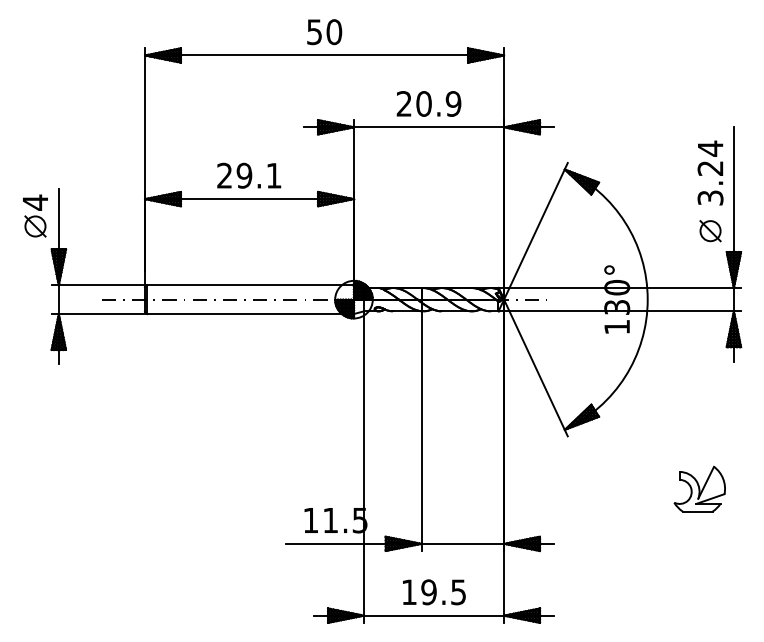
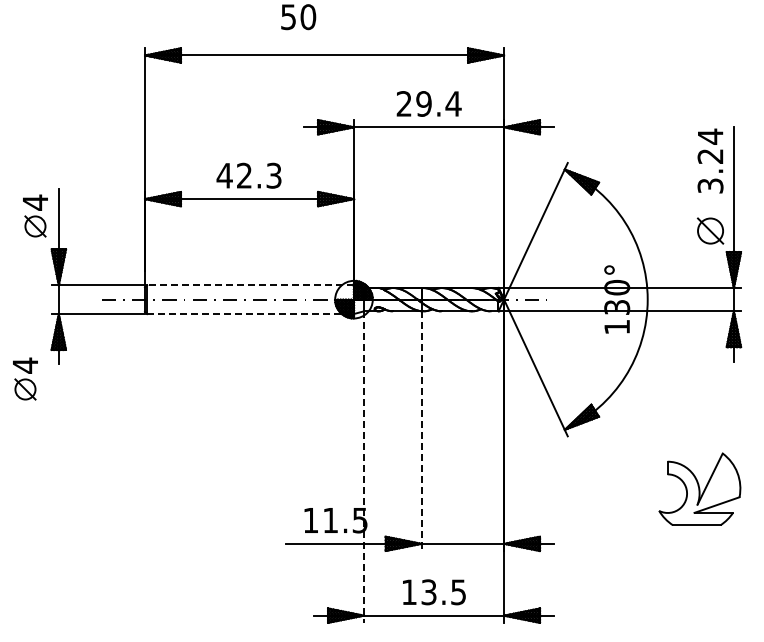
text position: (324, 32) -> (298, 17) (298, 17)
text: 20.9 -> 29.4 (438, 103)
text position: (710, 172) -> (710, 160) (710, 160)
text: 29.1 -> 42.3 (248, 175)
part size: 23x23 px -> 28x28 px (710, 230)
line: solid -> dashed (250, 285)
line: solid -> dashed (251, 314)
part: none -> present (25, 378)
line: solid -> dashed (421, 431)
line: solid -> dashed (364, 467)
part size: 53x48 px -> 84x74 px (699, 488)
text: 19.5 -> 13.5 (428, 592)
